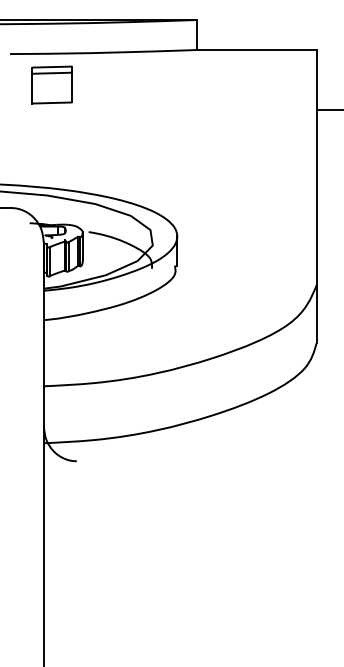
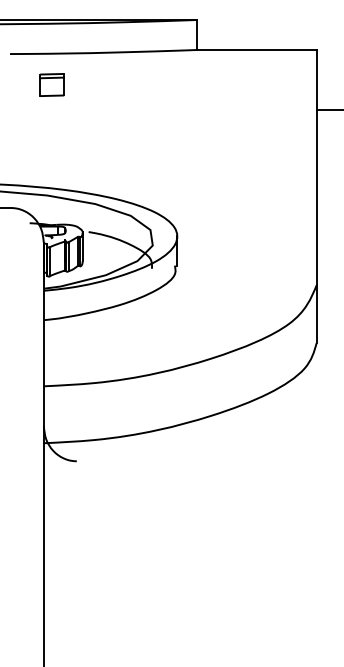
part size: 42x40 px -> 26x24 px (51, 84)
